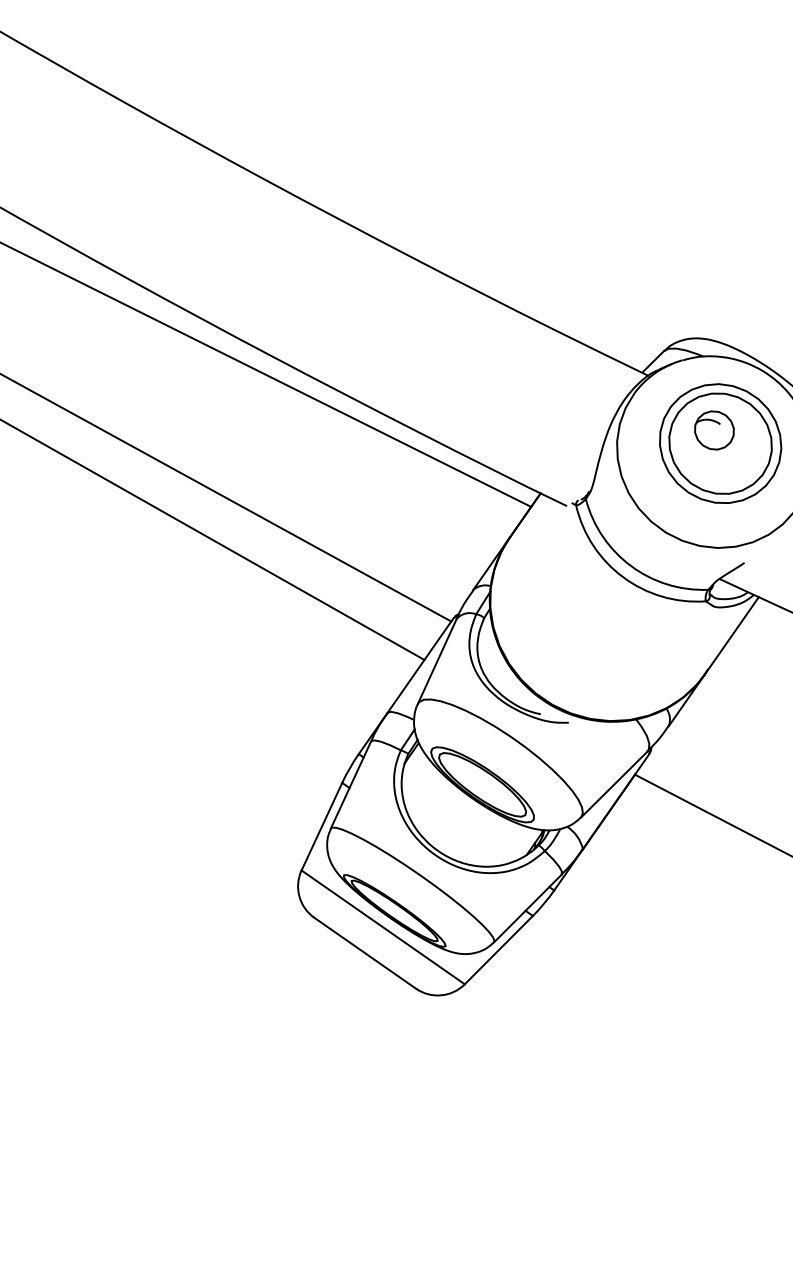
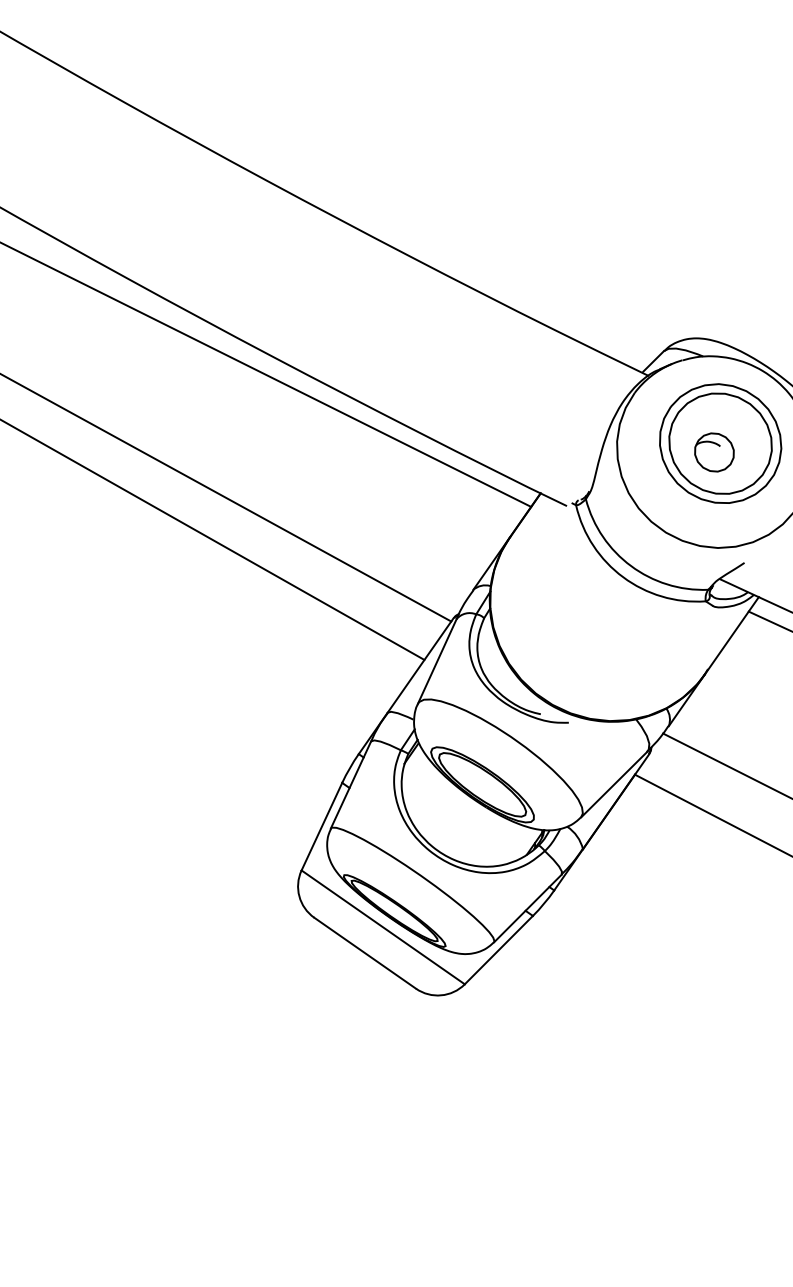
part position: (714, 430) -> (714, 452) (714, 452)
line: none -> present (768, 620)
line: none -> present (726, 765)
